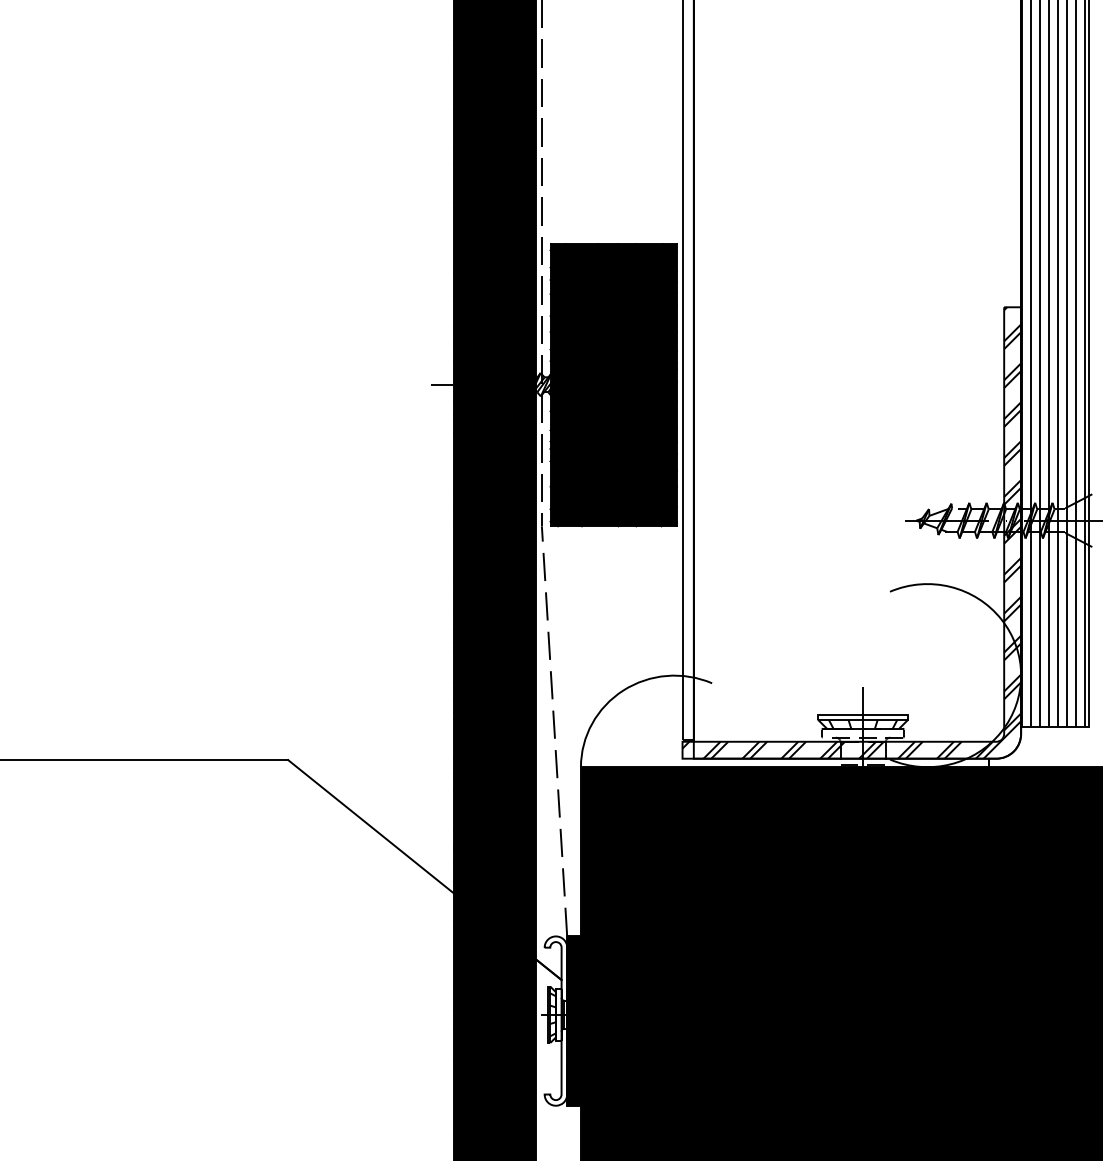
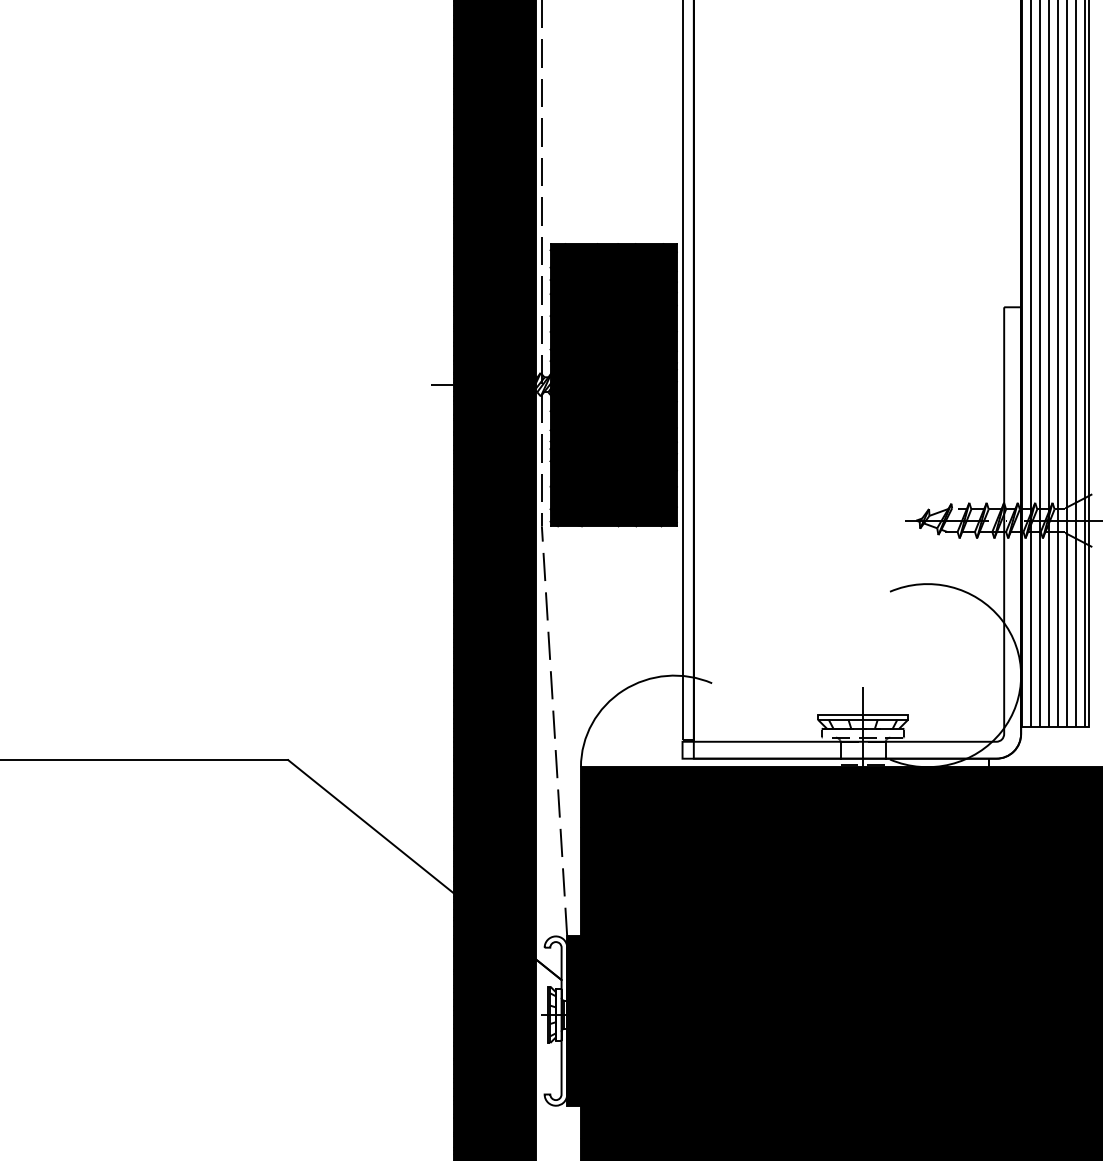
hatch: present -> none (851, 532)
